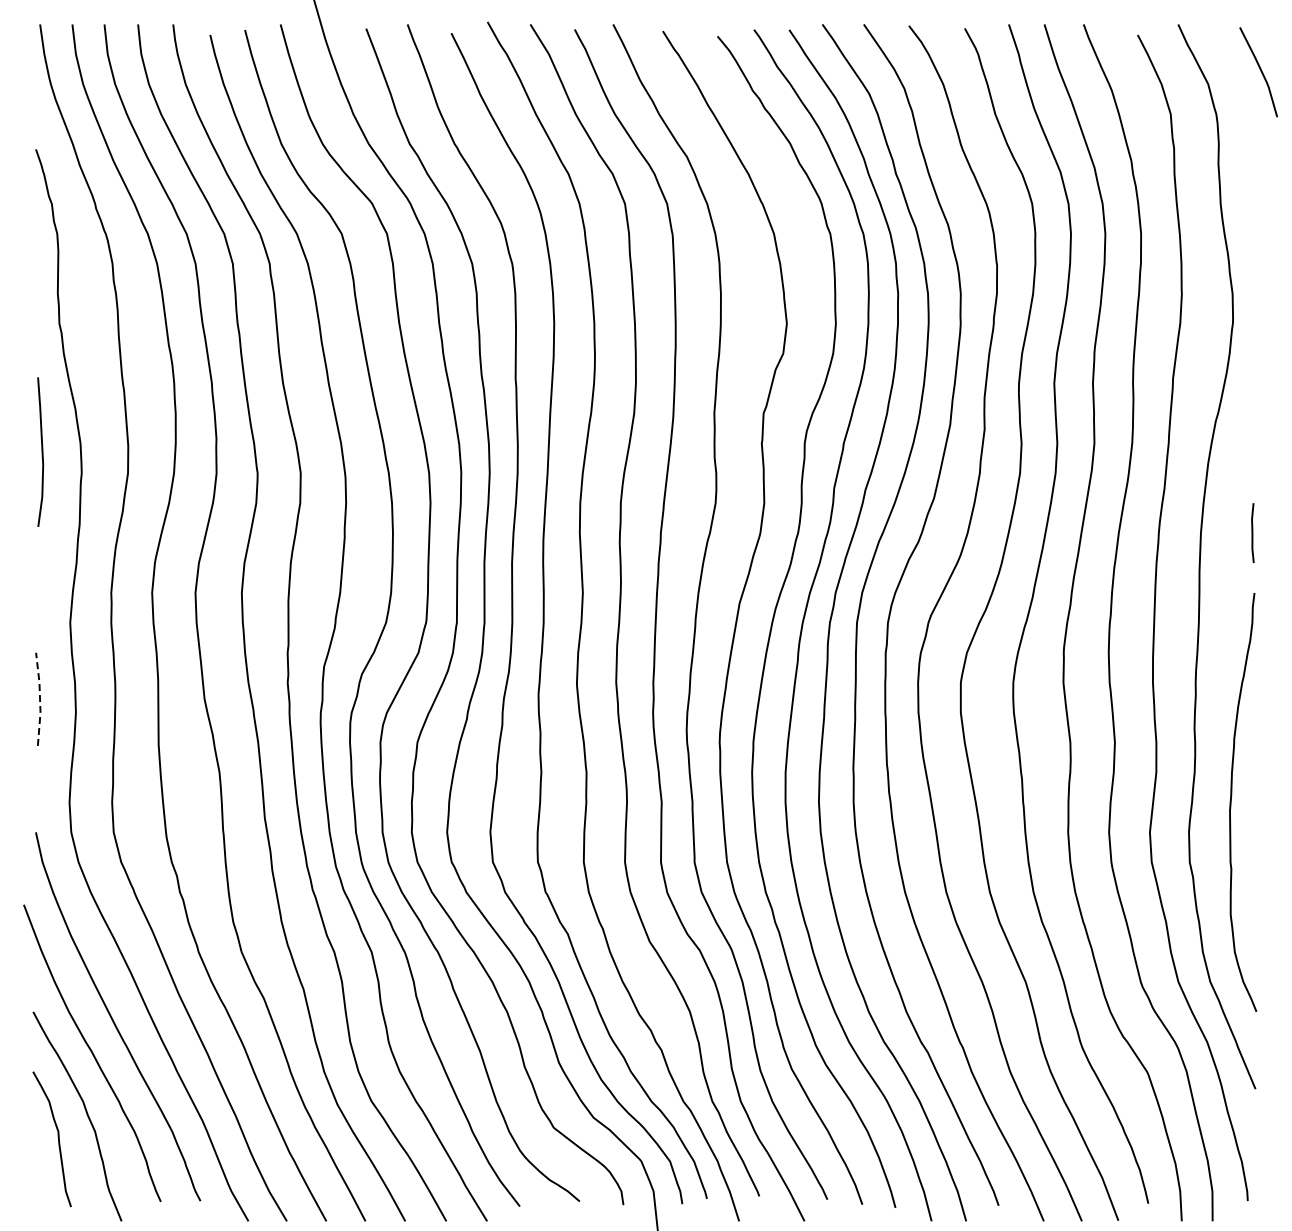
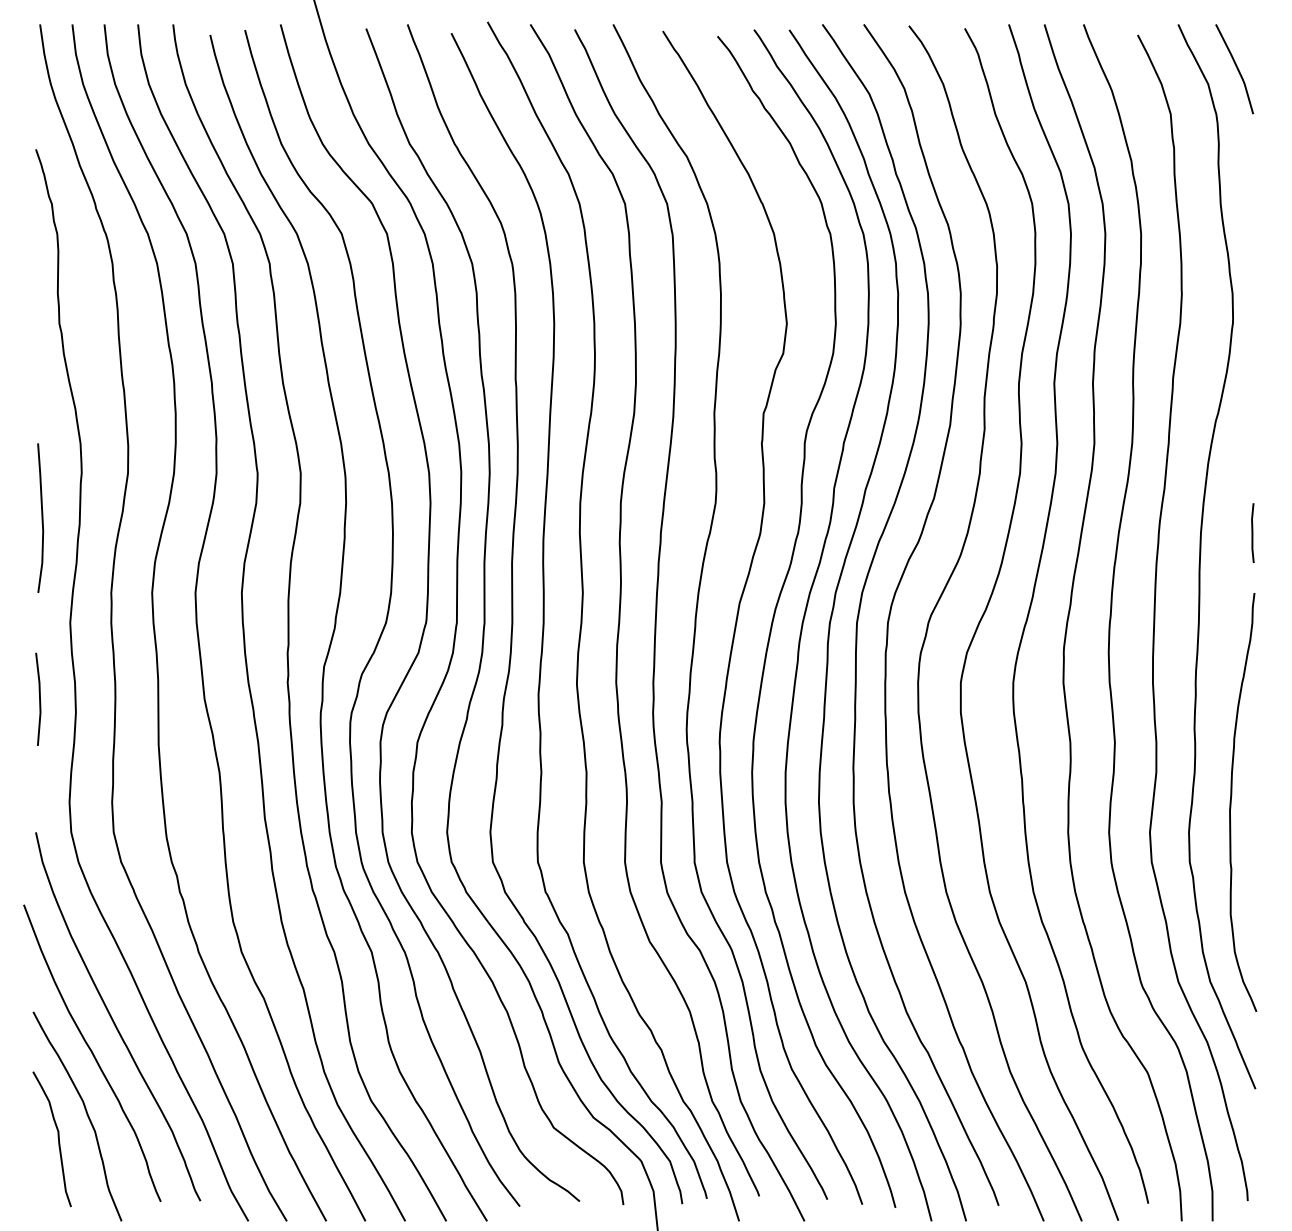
line position: (1260, 71) -> (1236, 68) (1236, 68)
line position: (41, 451) -> (41, 517) (41, 517)
line: dashed -> solid (40, 698)
